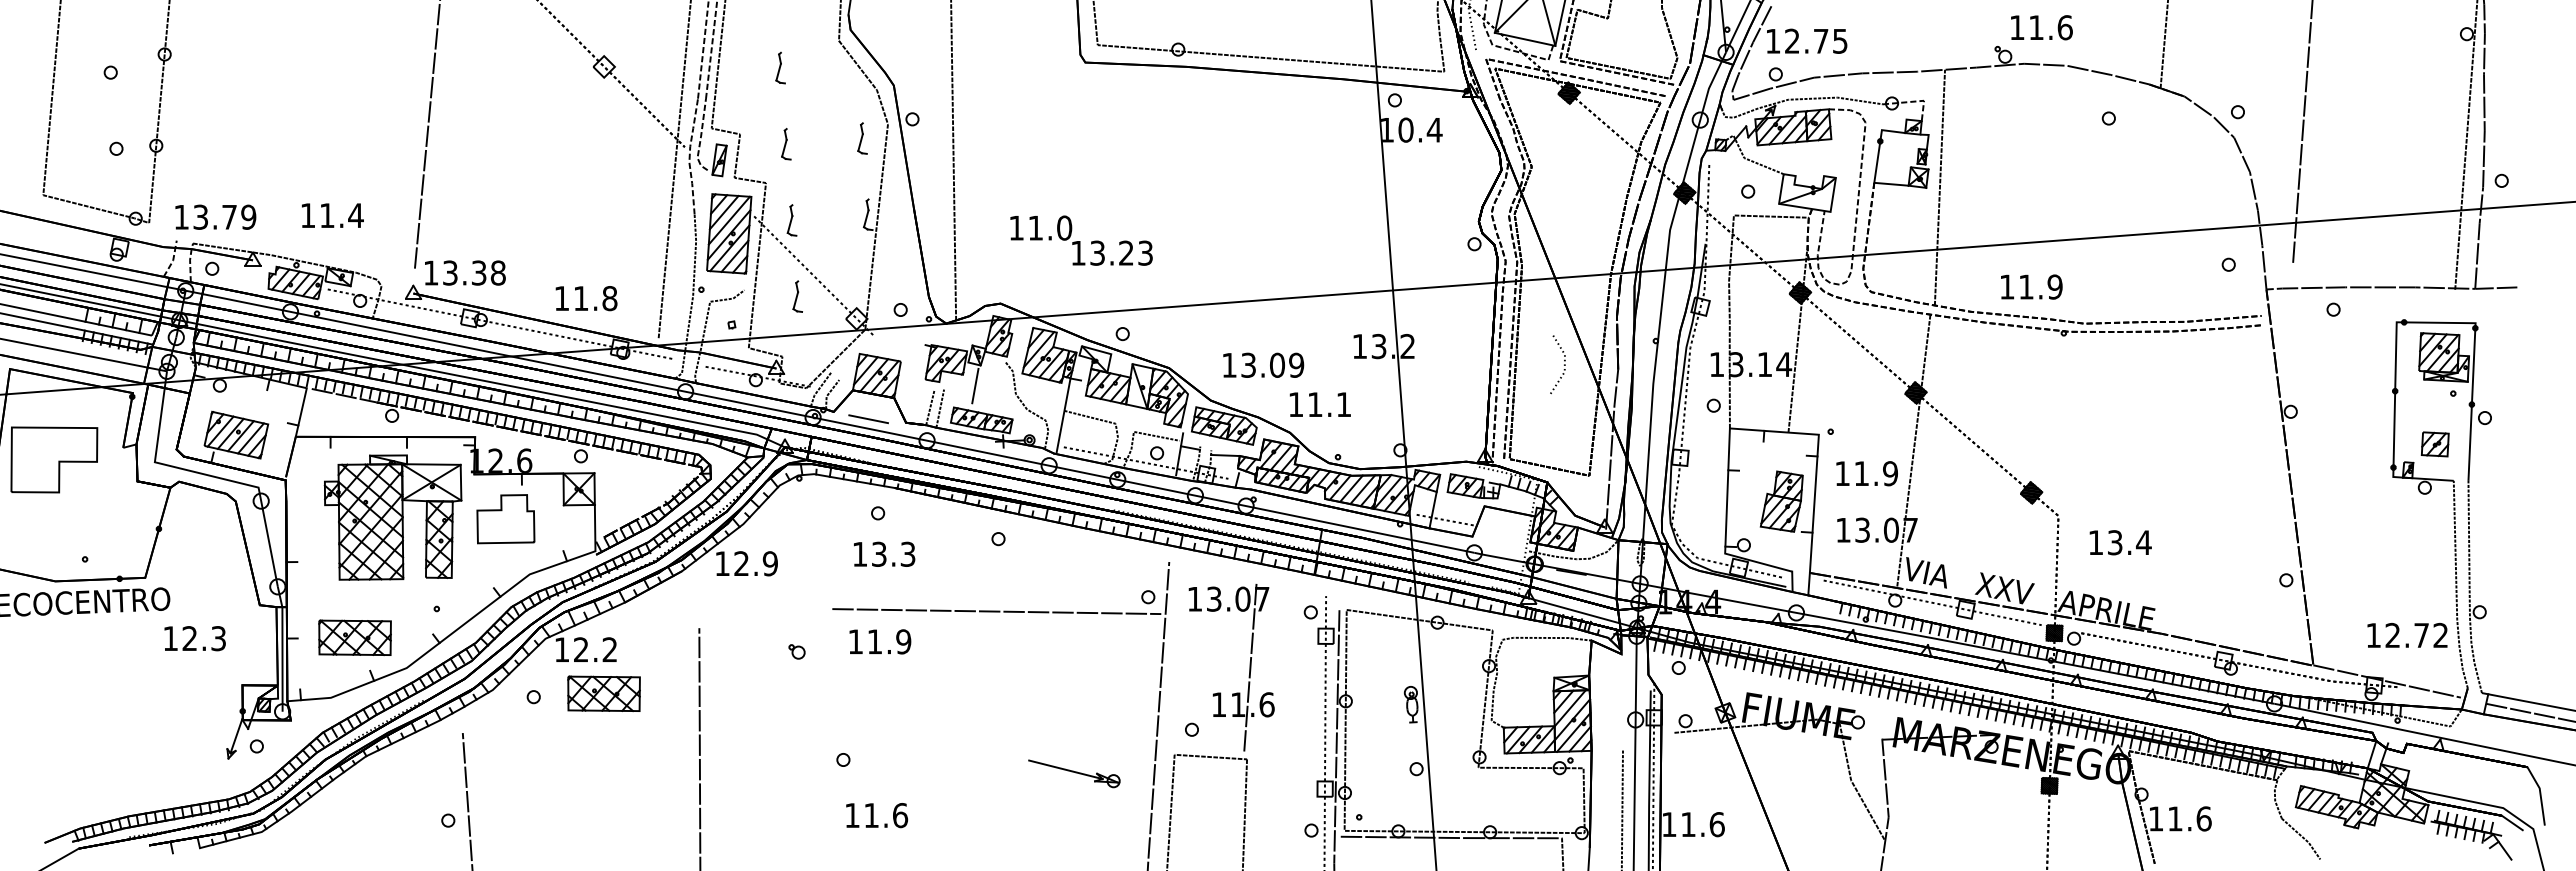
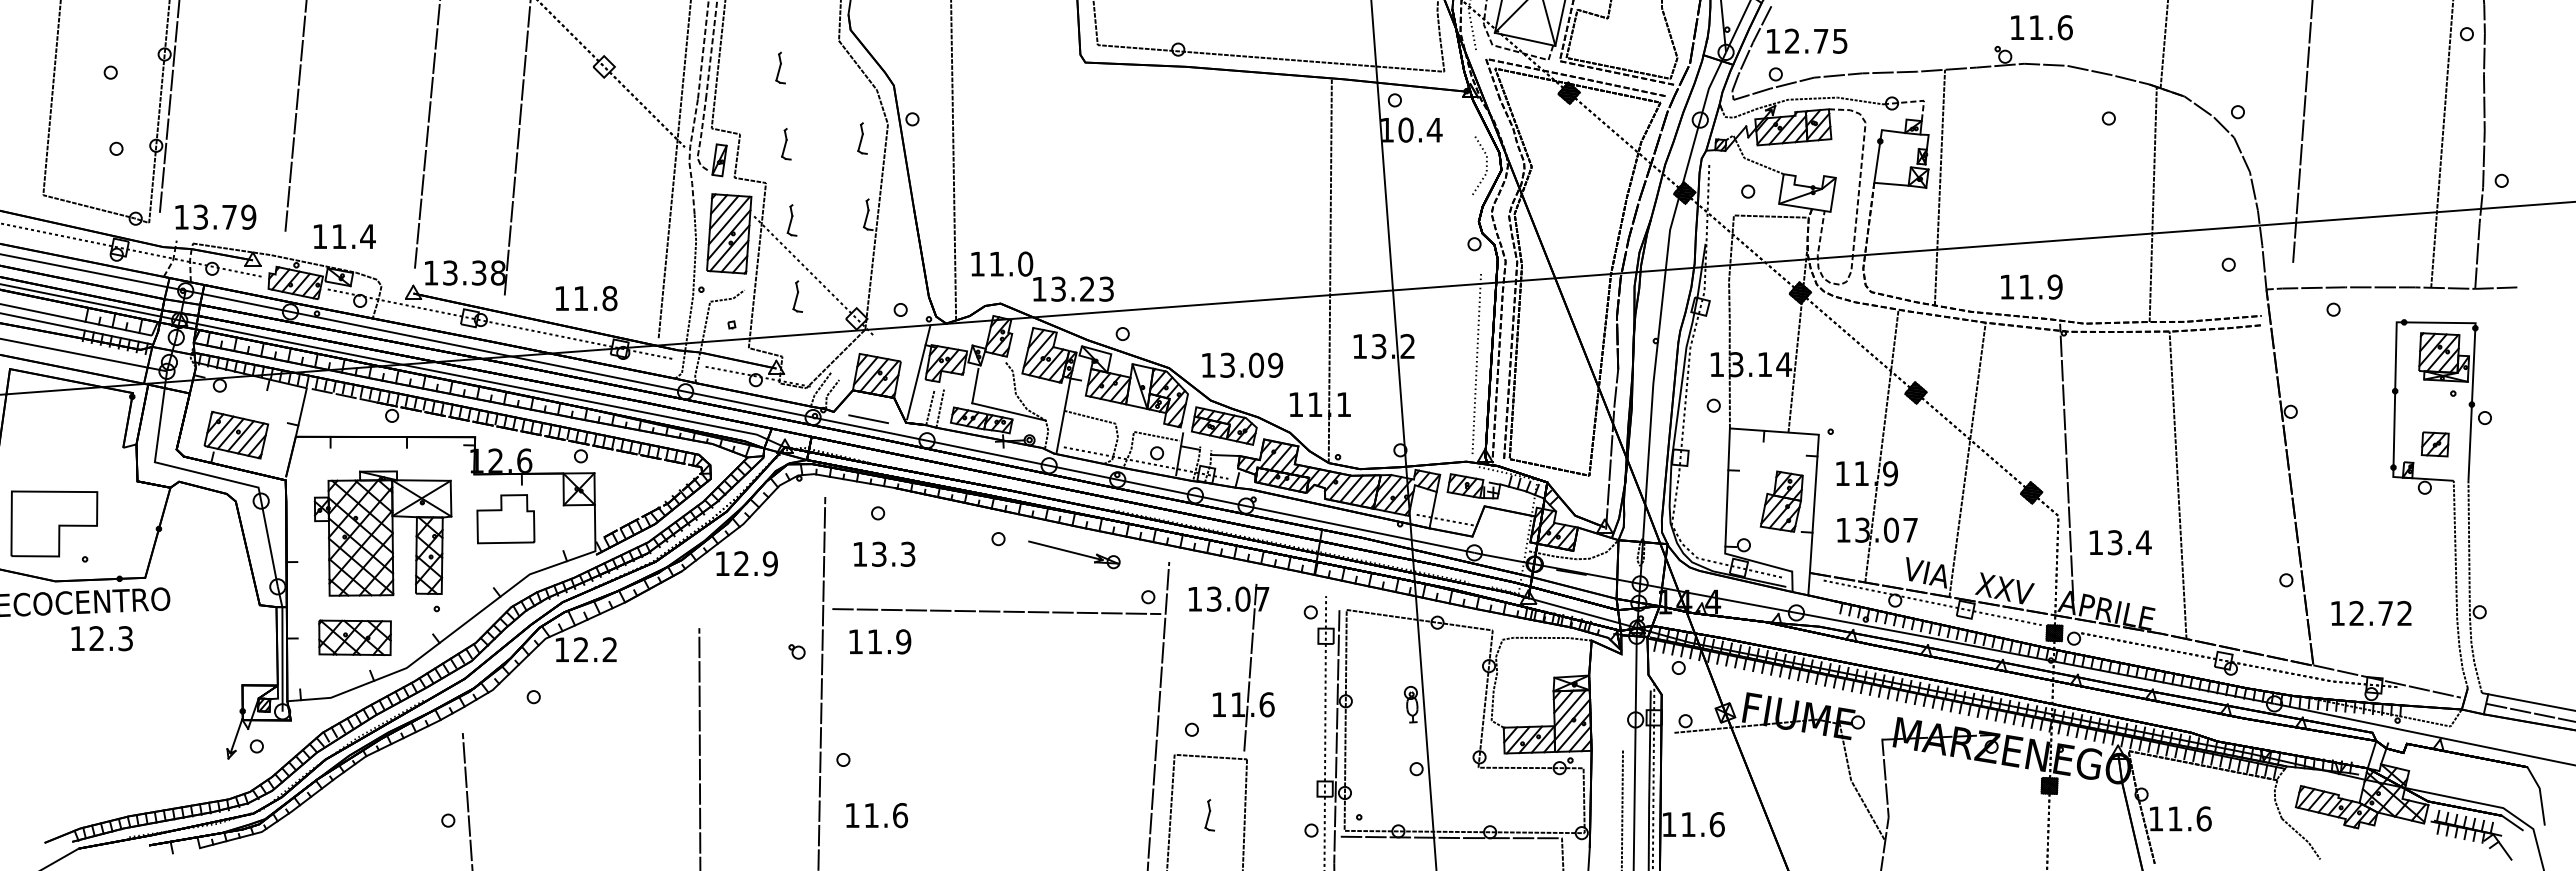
line: none -> present (169, 107)
line: none -> present (295, 116)
line position: (2466, 145) -> (2442, 144) (2442, 144)
line: none -> present (517, 148)
line: none -> present (2152, 204)
text position: (332, 215) -> (344, 236) (344, 236)
text position: (1081, 240) -> (1042, 276) (1042, 276)
line: none -> present (132, 249)
line: none -> present (1329, 270)
line: none -> present (1476, 363)
text position: (1263, 364) -> (1242, 364) (1242, 364)
line position: (1564, 364) -> (1486, 165) (1486, 165)
line: none -> present (918, 372)
line: none -> present (1008, 411)
line position: (1913, 449) -> (1881, 445) (1881, 445)
part position: (54, 459) -> (54, 523) (54, 523)
line: none -> present (1967, 459)
line: none -> present (2066, 462)
line: none -> present (2177, 485)
part position: (392, 517) -> (382, 533) (382, 533)
text position: (2407, 635) -> (2371, 613) (2371, 613)
text position: (194, 638) -> (101, 638) (101, 638)
line: none -> present (821, 682)
part: present -> none (603, 693)
part position: (1074, 773) -> (1074, 554) (1074, 554)
part: none -> present (1209, 815)
